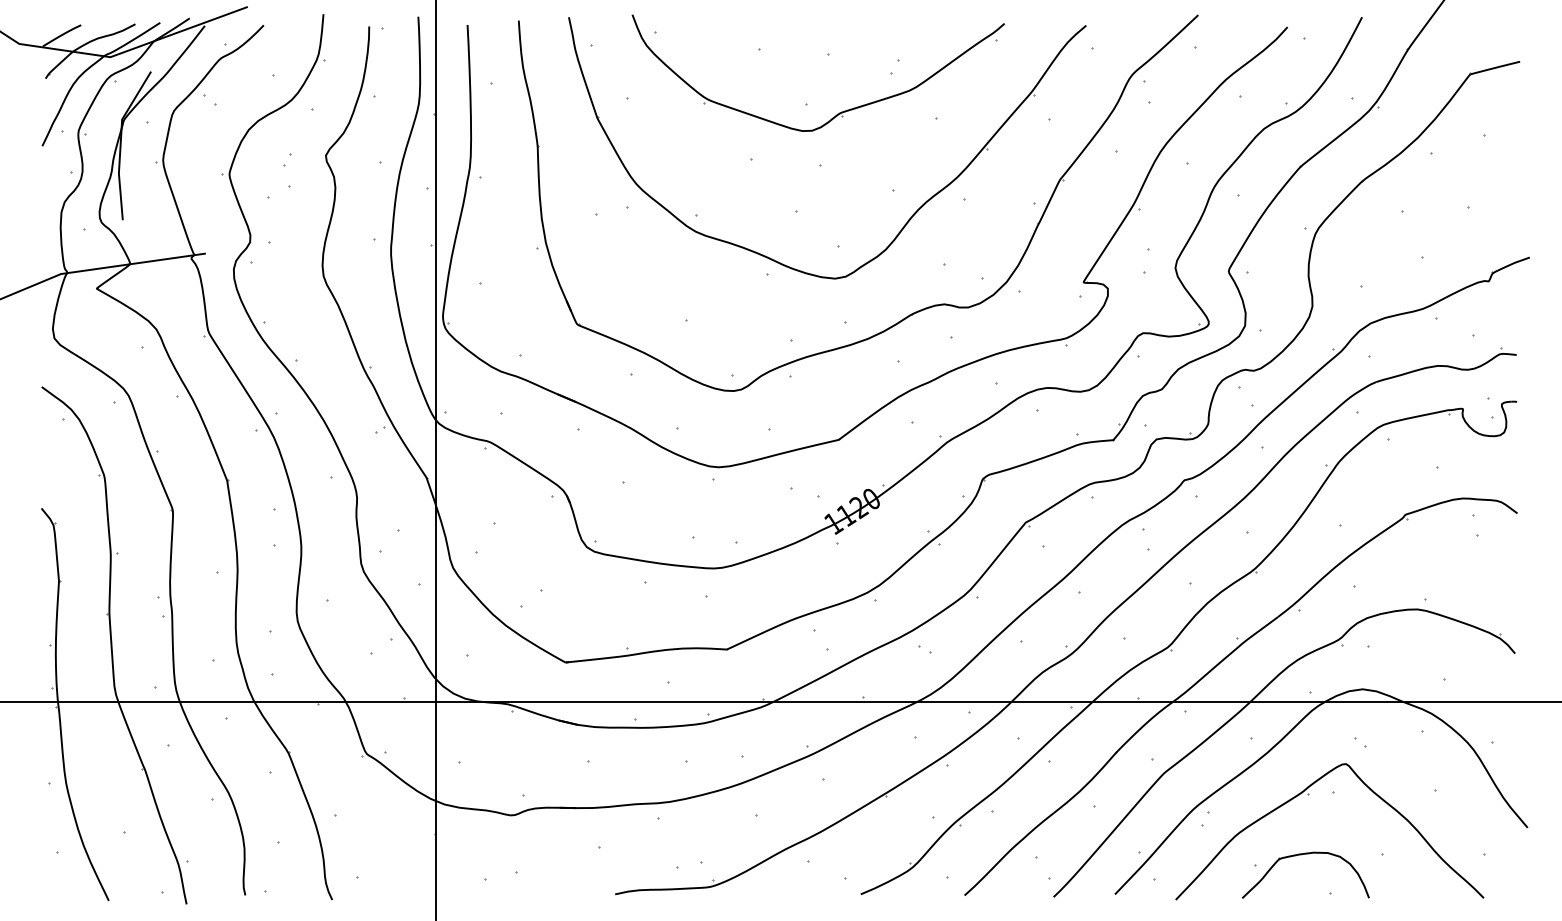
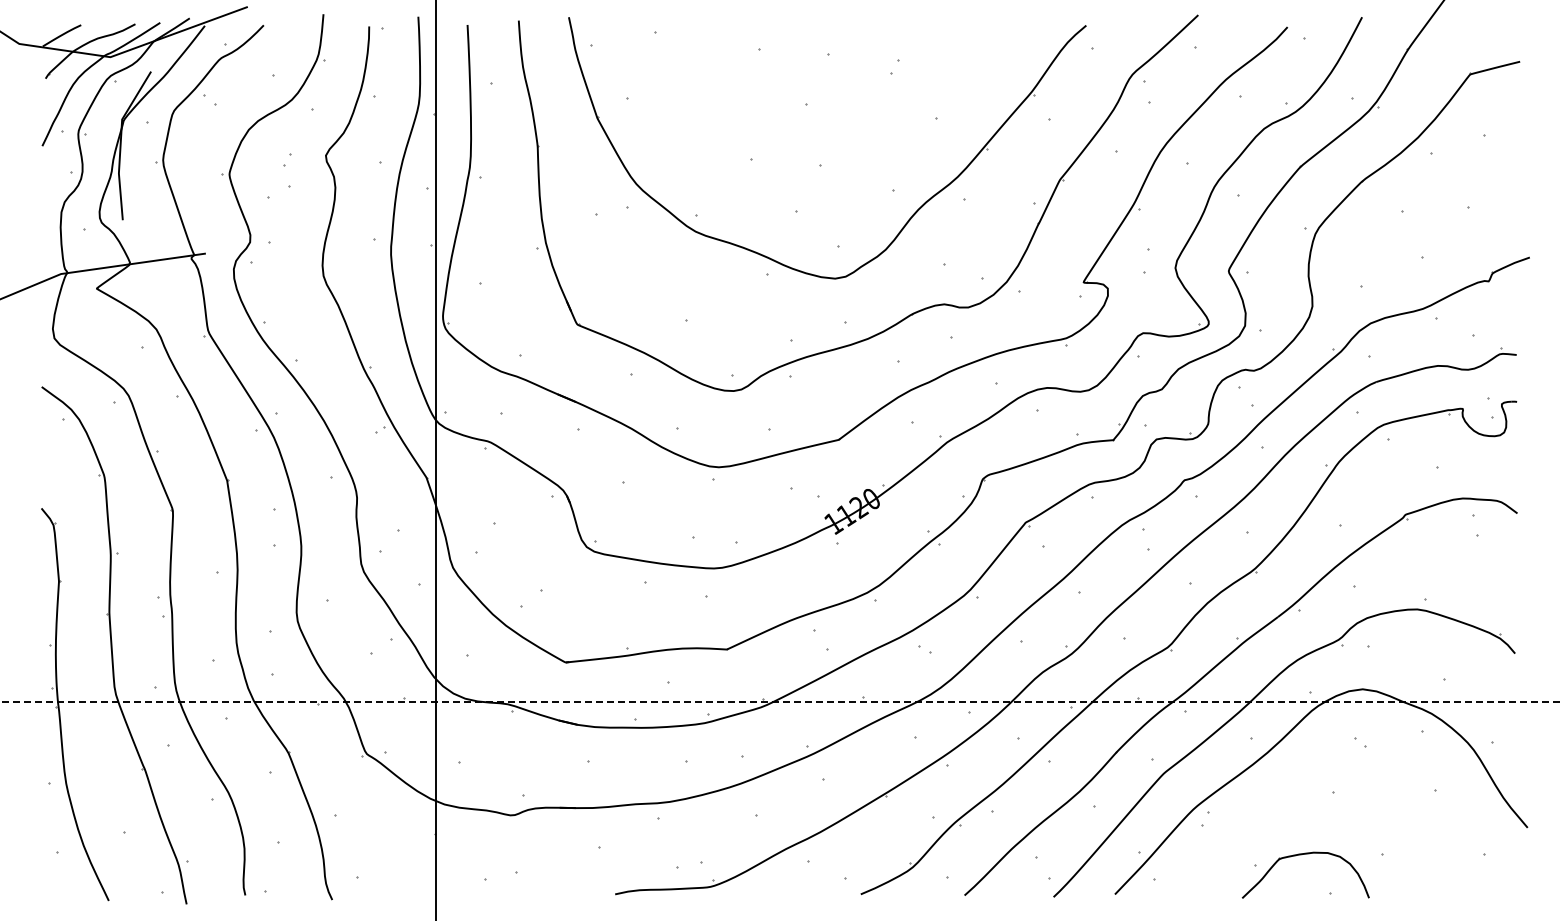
part: present -> none (837, 113)
line: solid -> dashed (781, 702)
part: present -> none (1308, 795)
